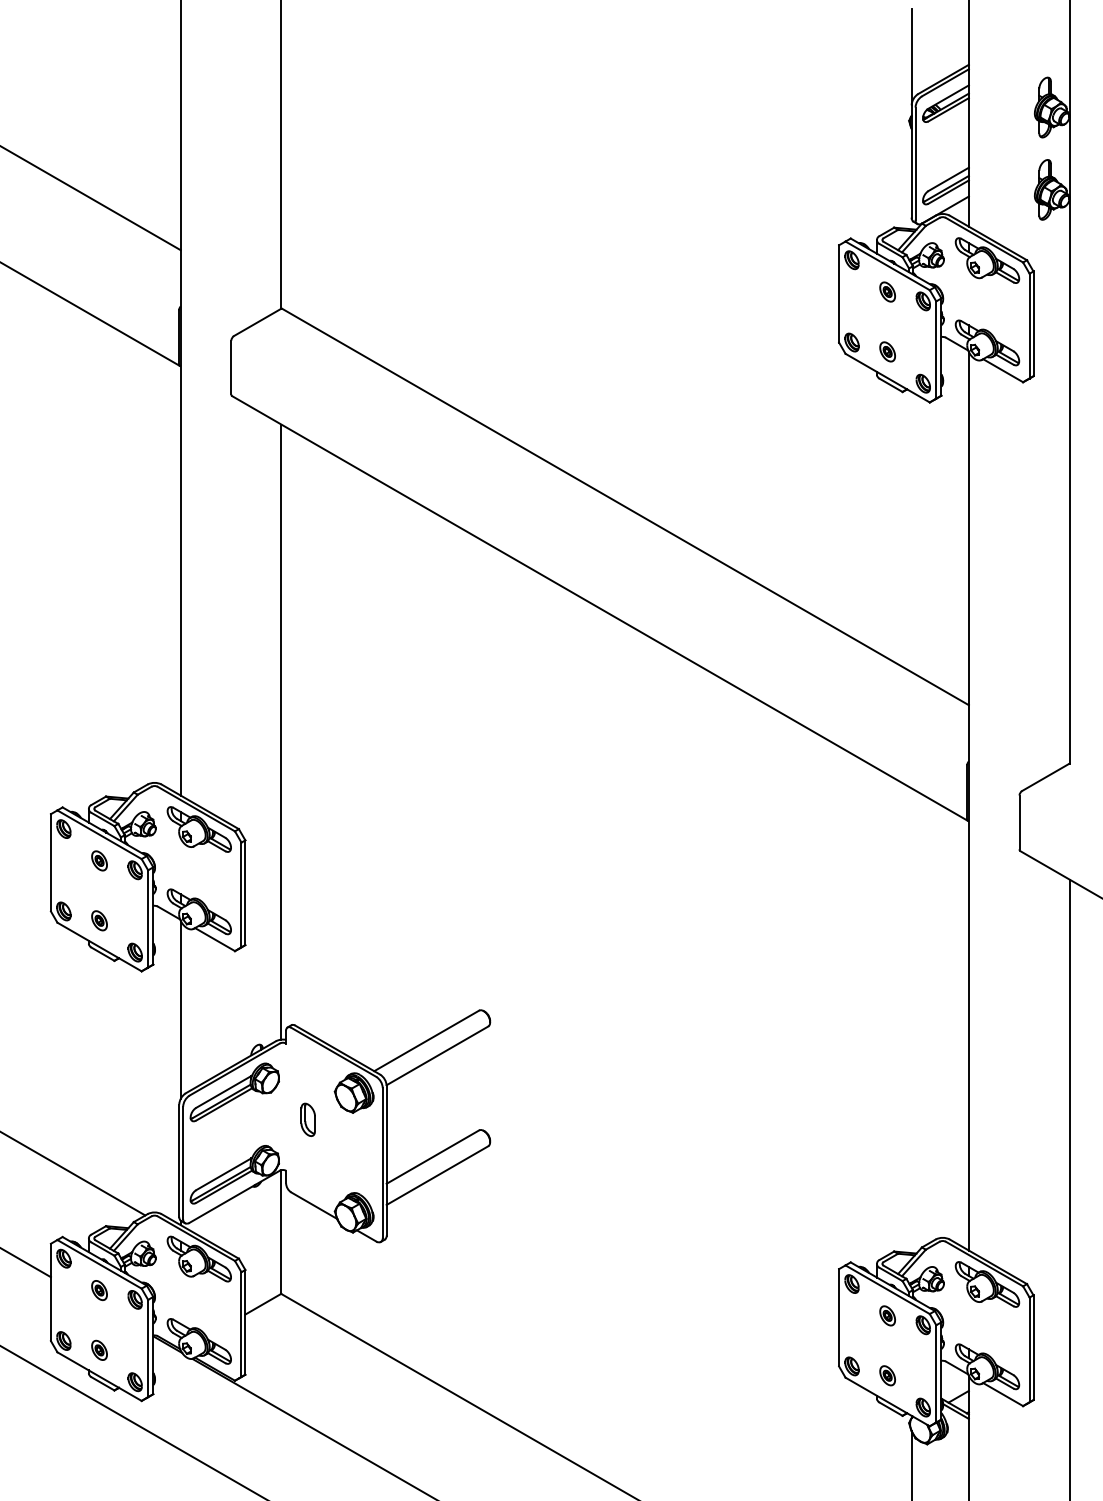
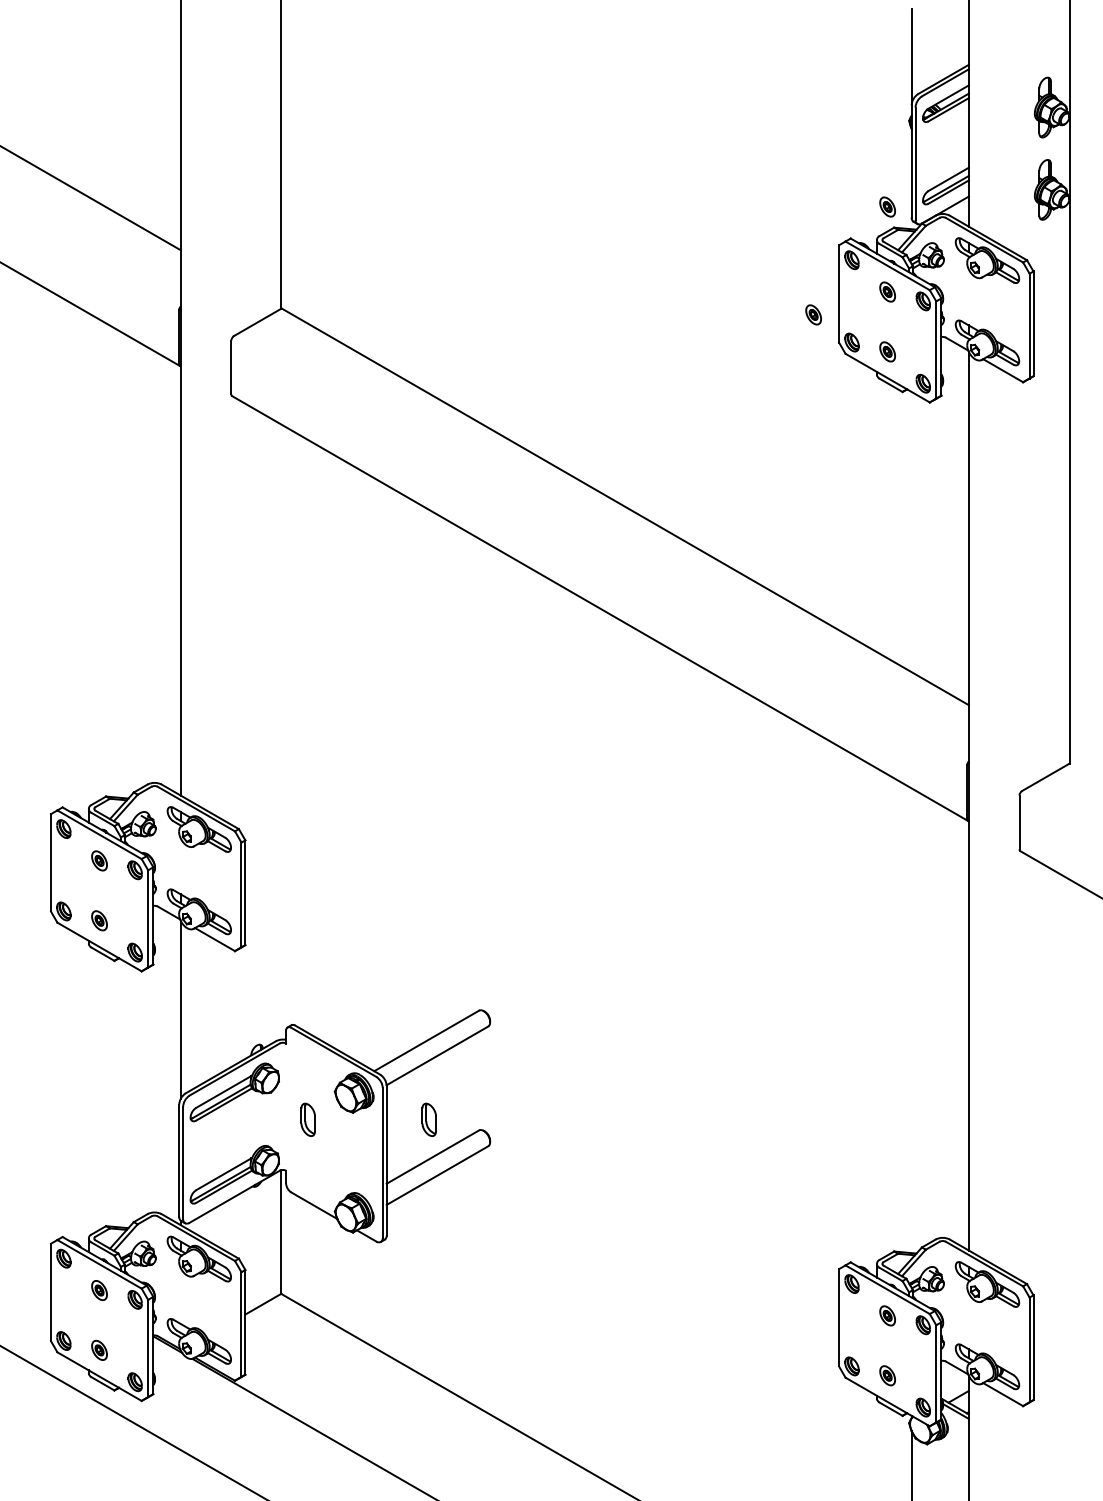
part: none -> present (887, 206)
part: none -> present (813, 314)
line: present -> none (281, 731)
part: none -> present (428, 1119)
line: present -> none (73, 1173)
line: present -> none (1069, 1188)
line: present -> none (26, 1263)
